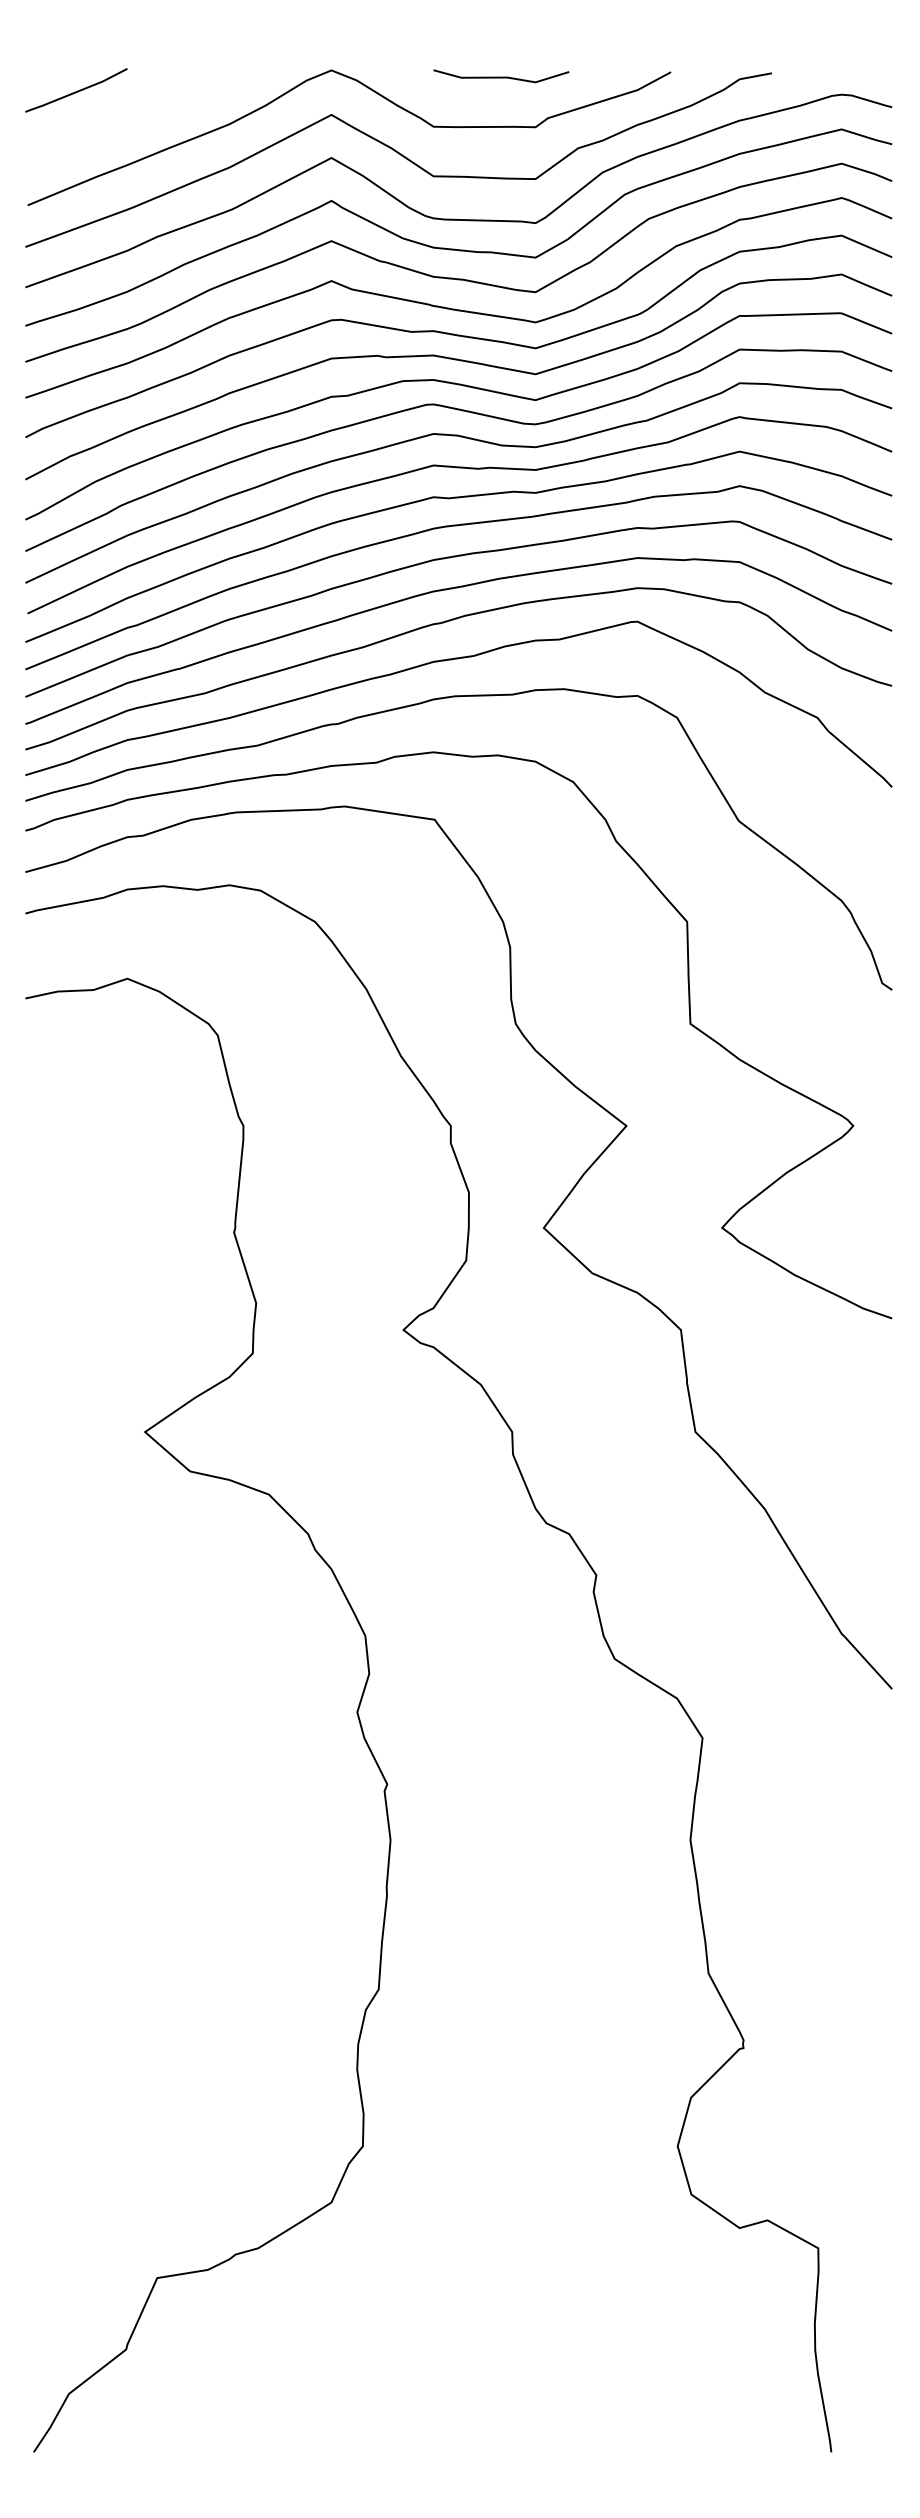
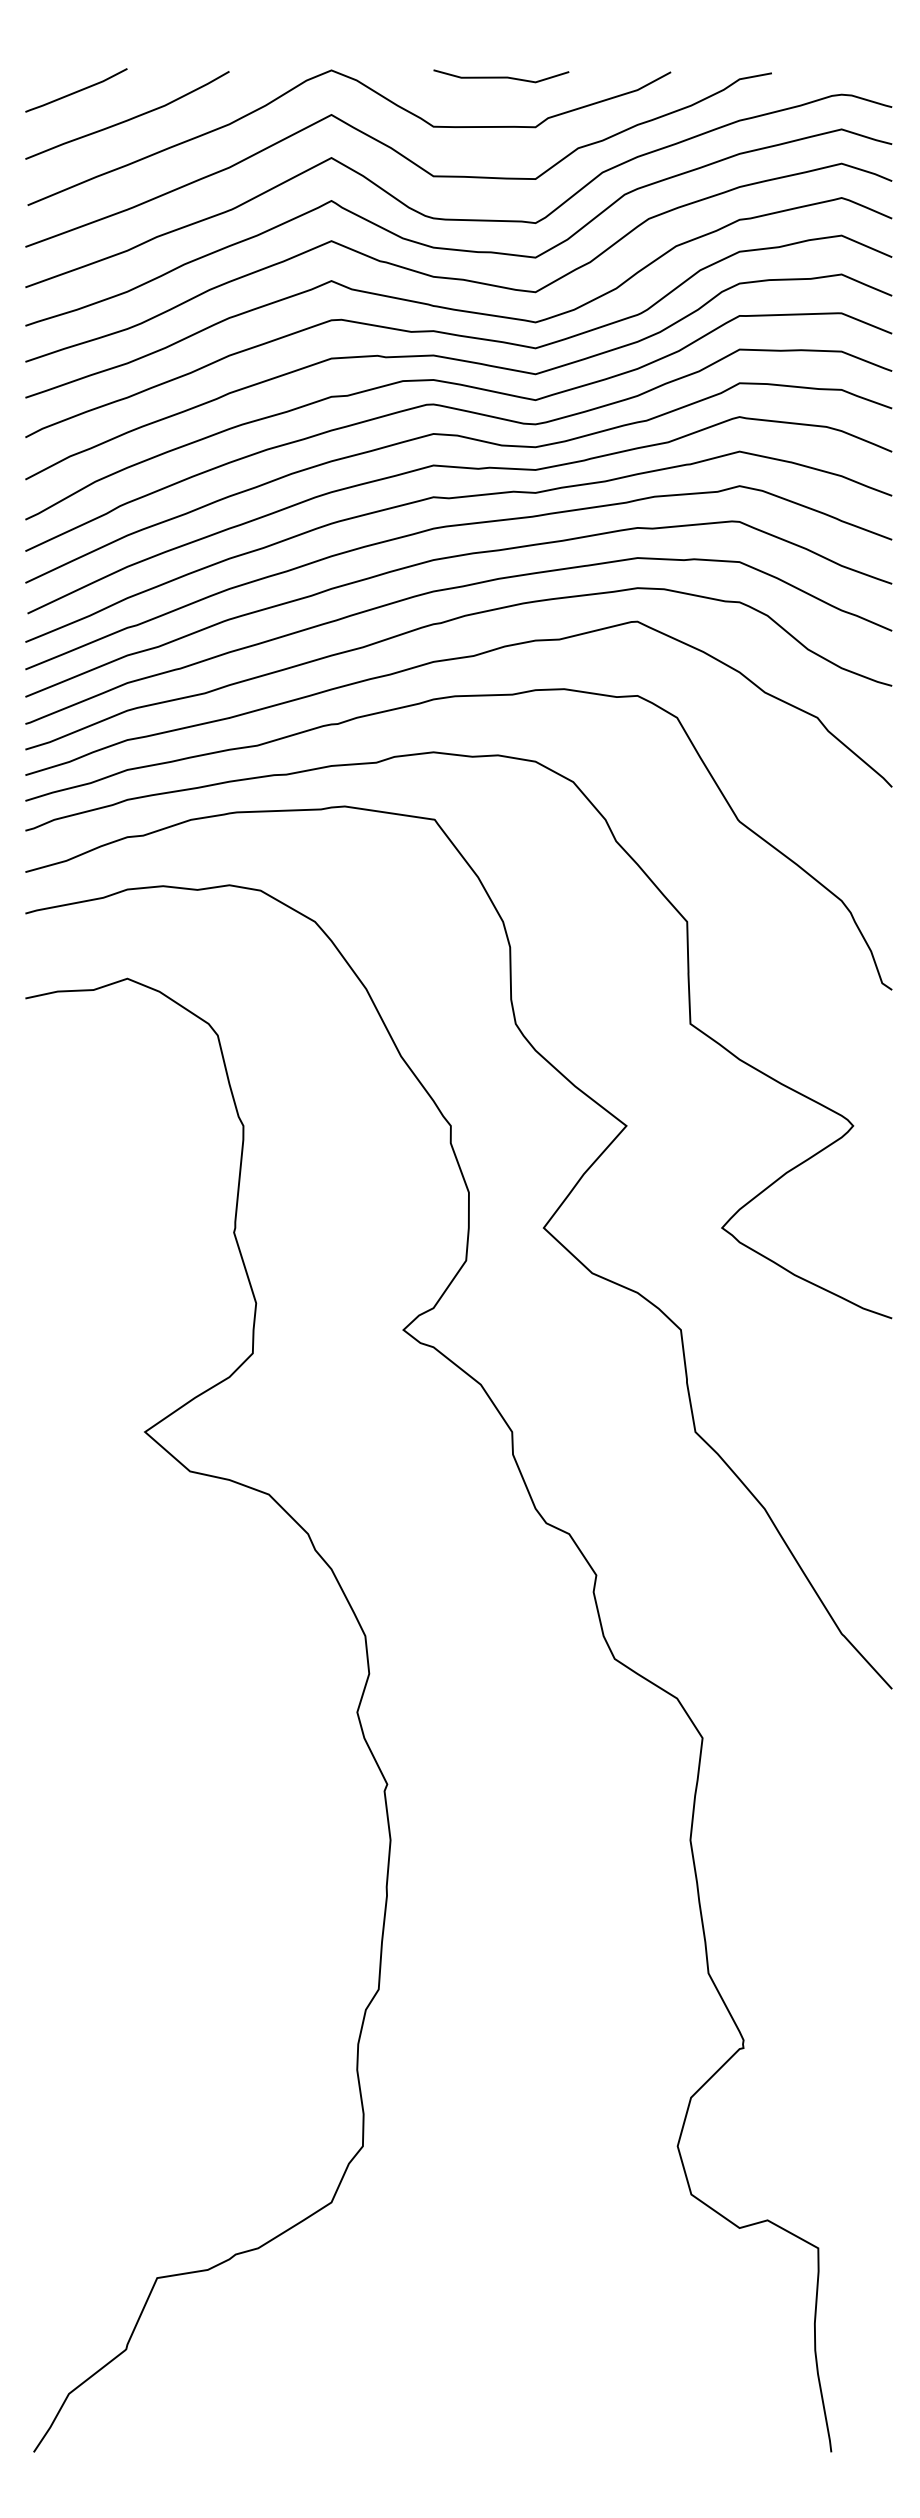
curve: none -> present (129, 118)
